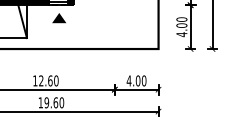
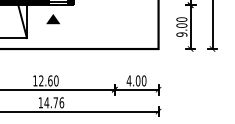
part position: (58, 18) -> (52, 19) (52, 19)
text: 4.00 -> 9.00 (181, 34)
text: 19.60 -> 14.76 (54, 102)
